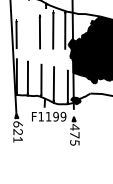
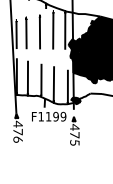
line: none -> present (26, 32)
text: 621 -> 476 (17, 131)
